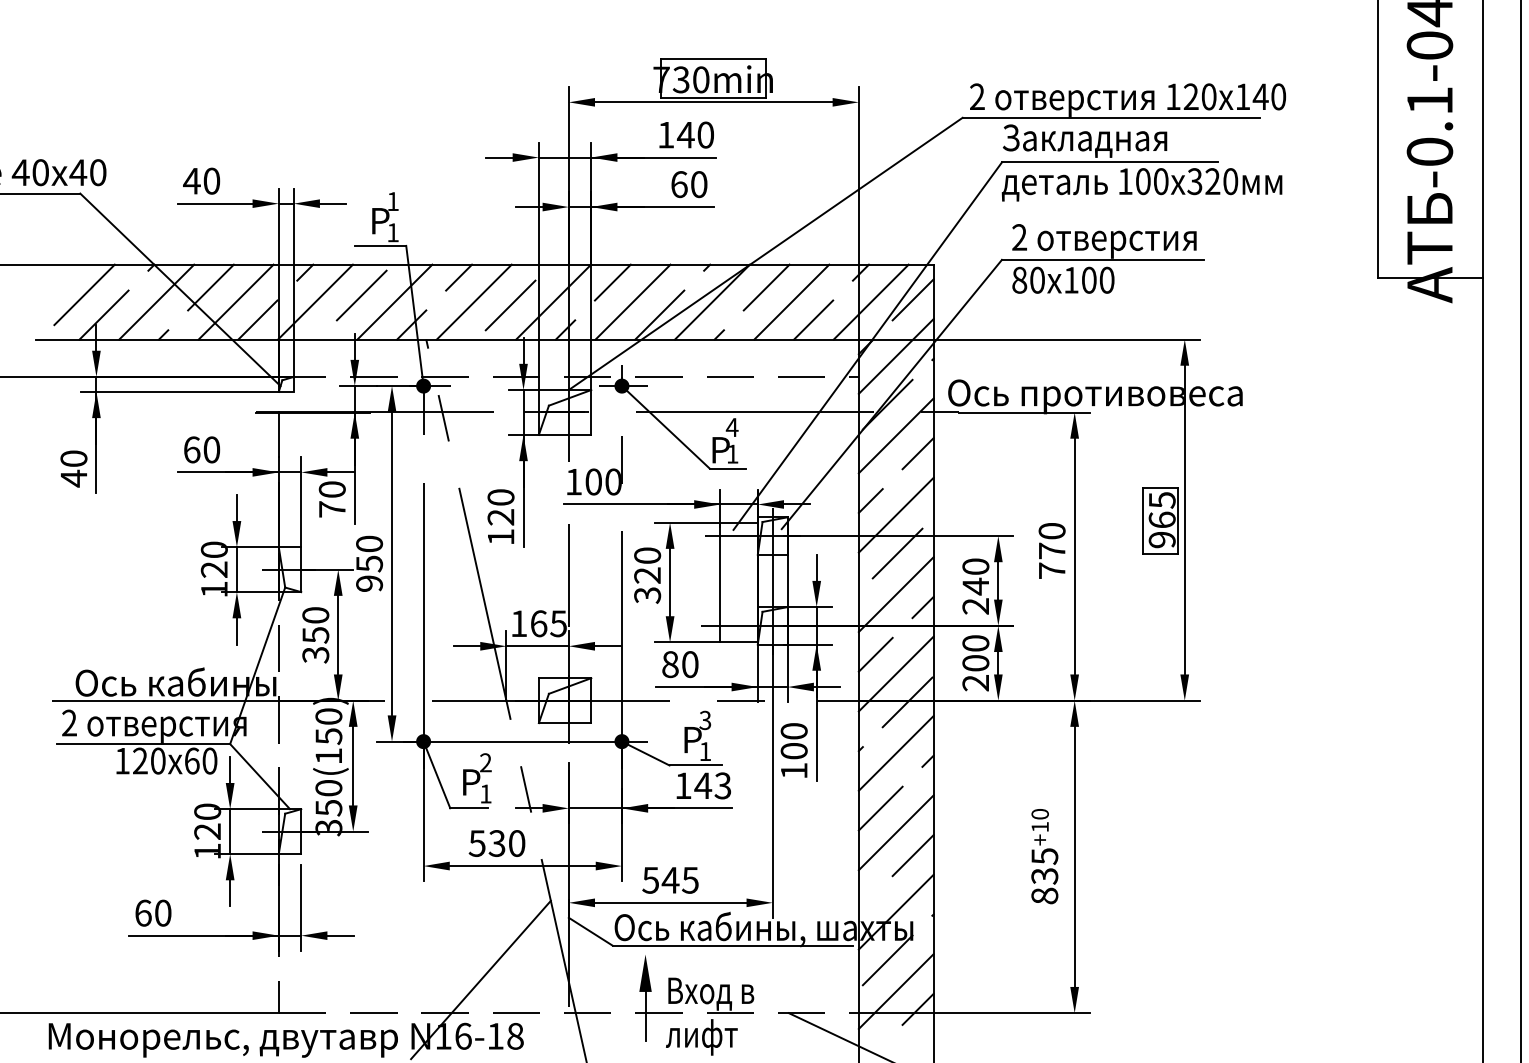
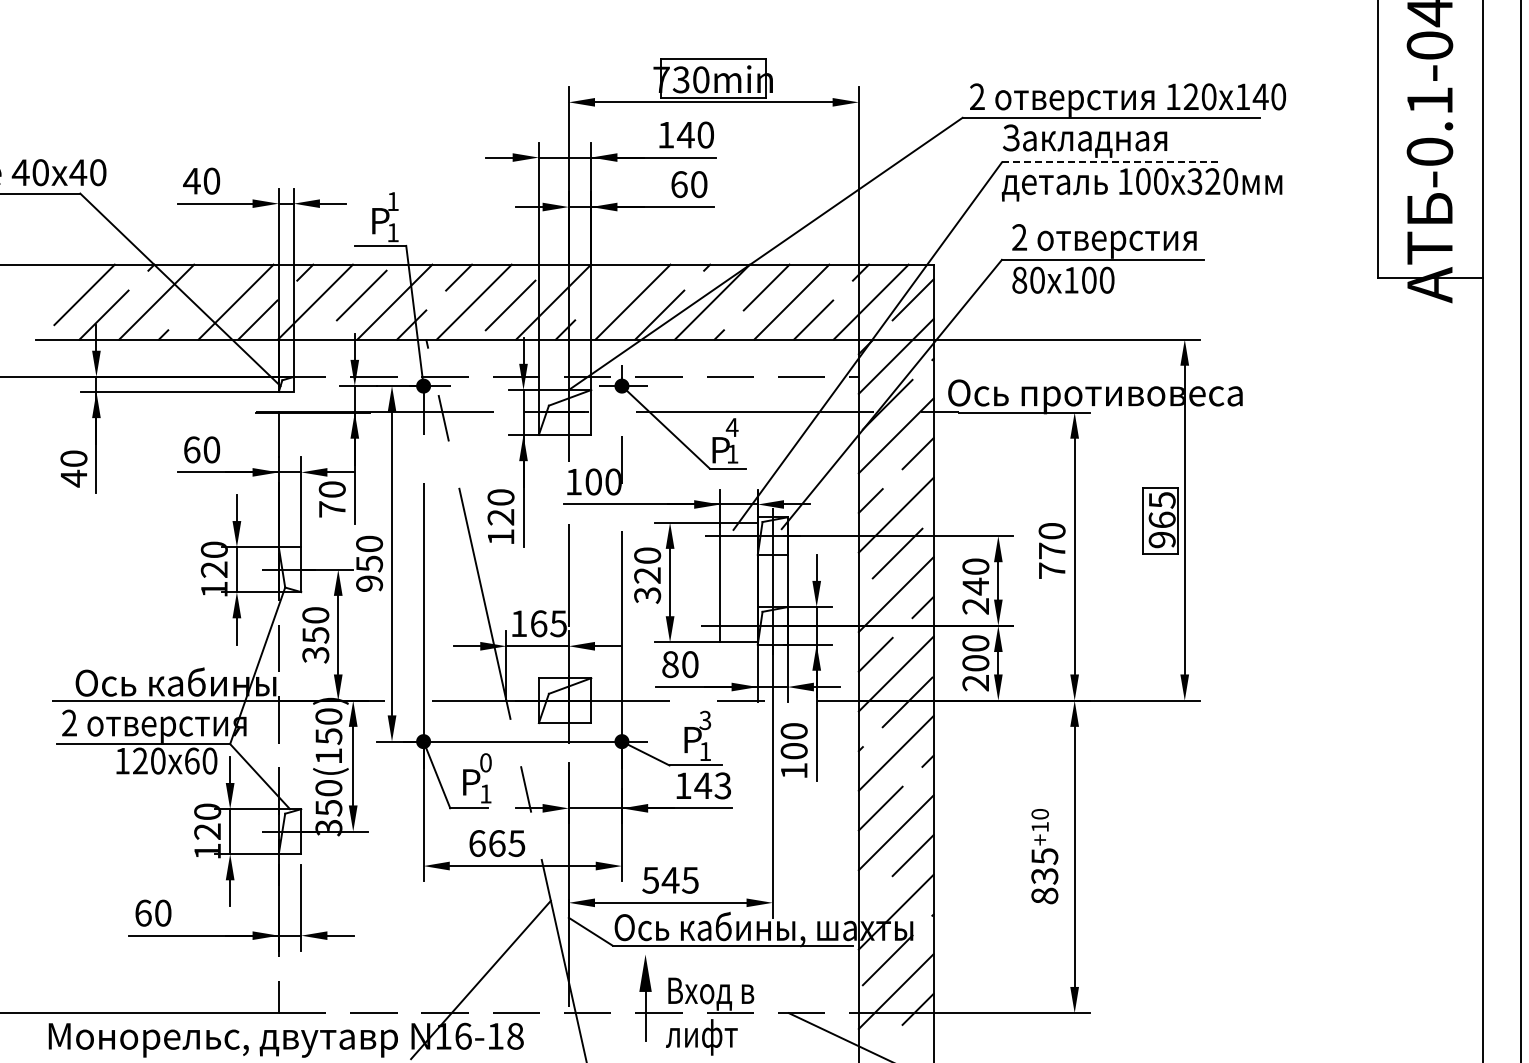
line: solid -> dashed (1109, 162)
line: present -> none (612, 282)
line: present -> none (210, 287)
text: 2 -> 0 (485, 762)
text: 530 -> 665 (496, 843)
